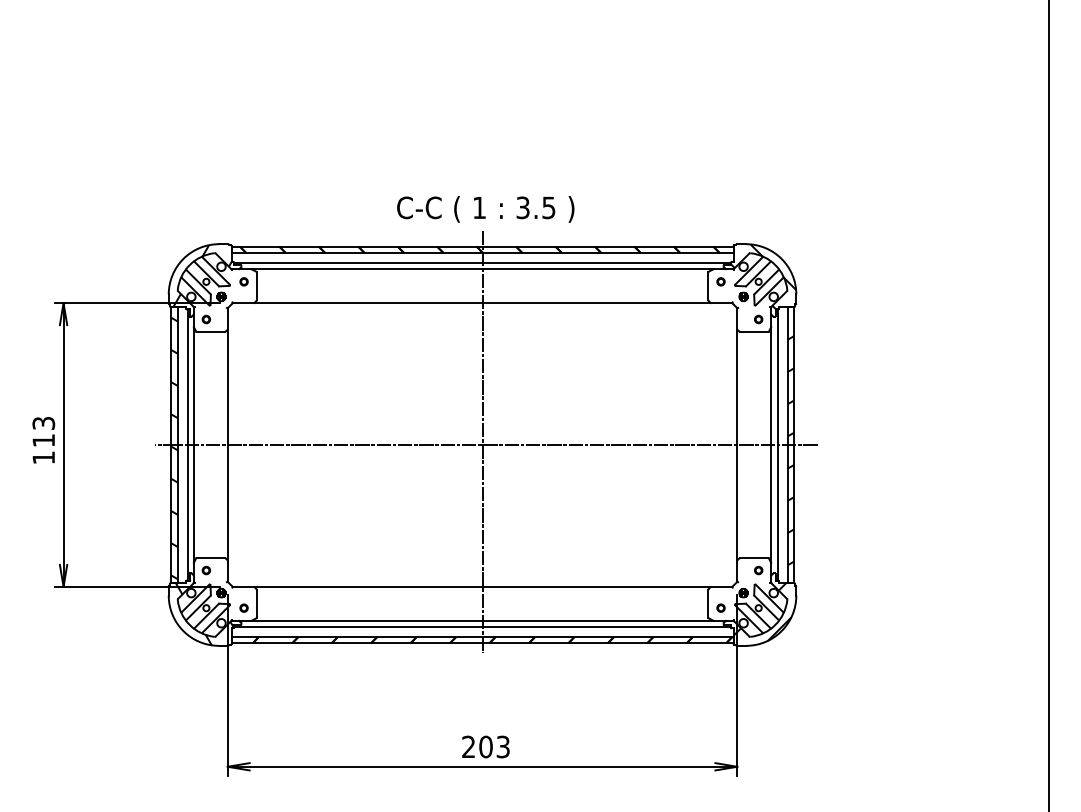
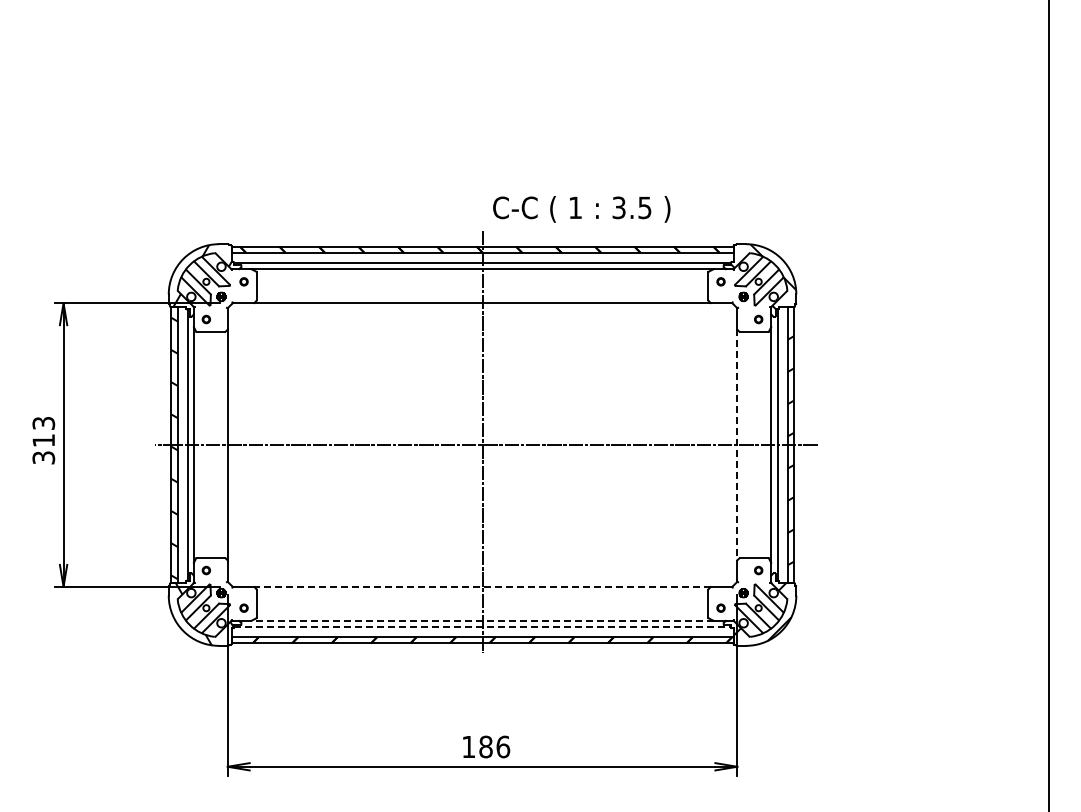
text position: (485, 209) -> (581, 209) (581, 209)
line: solid -> dashed (737, 445)
text: 113 -> 313 (43, 457)
line: solid -> dashed (482, 586)
line: solid -> dashed (482, 620)
line: solid -> dashed (482, 627)
text: 203 -> 186 (486, 746)
